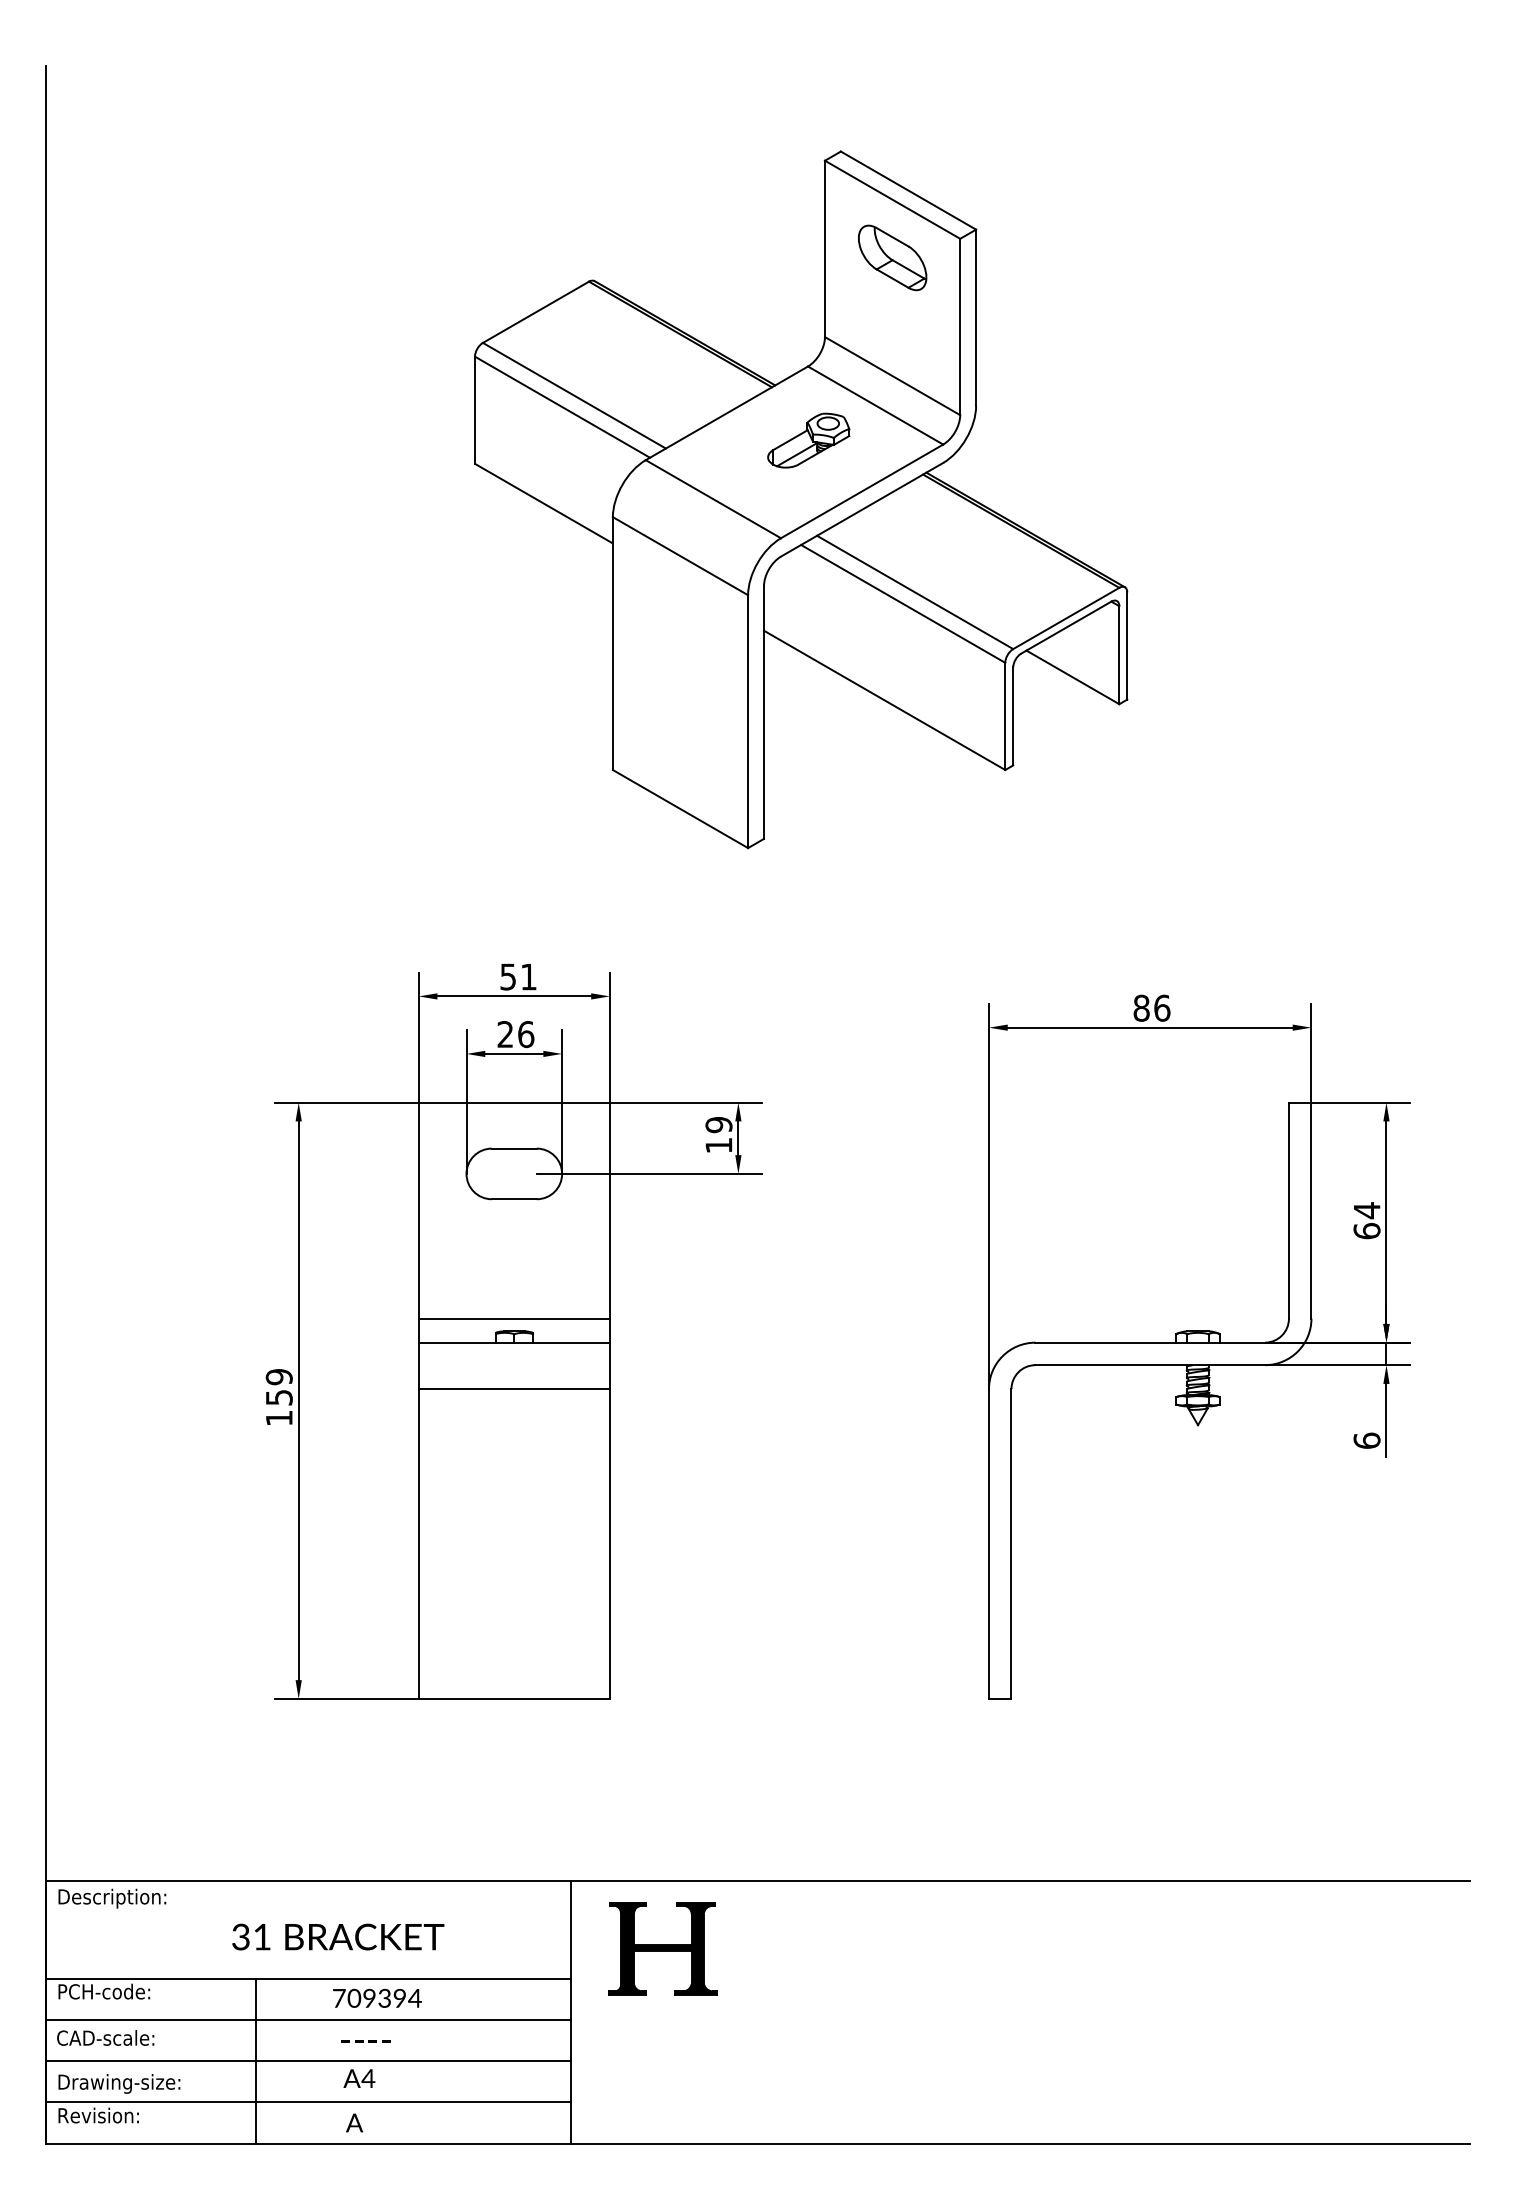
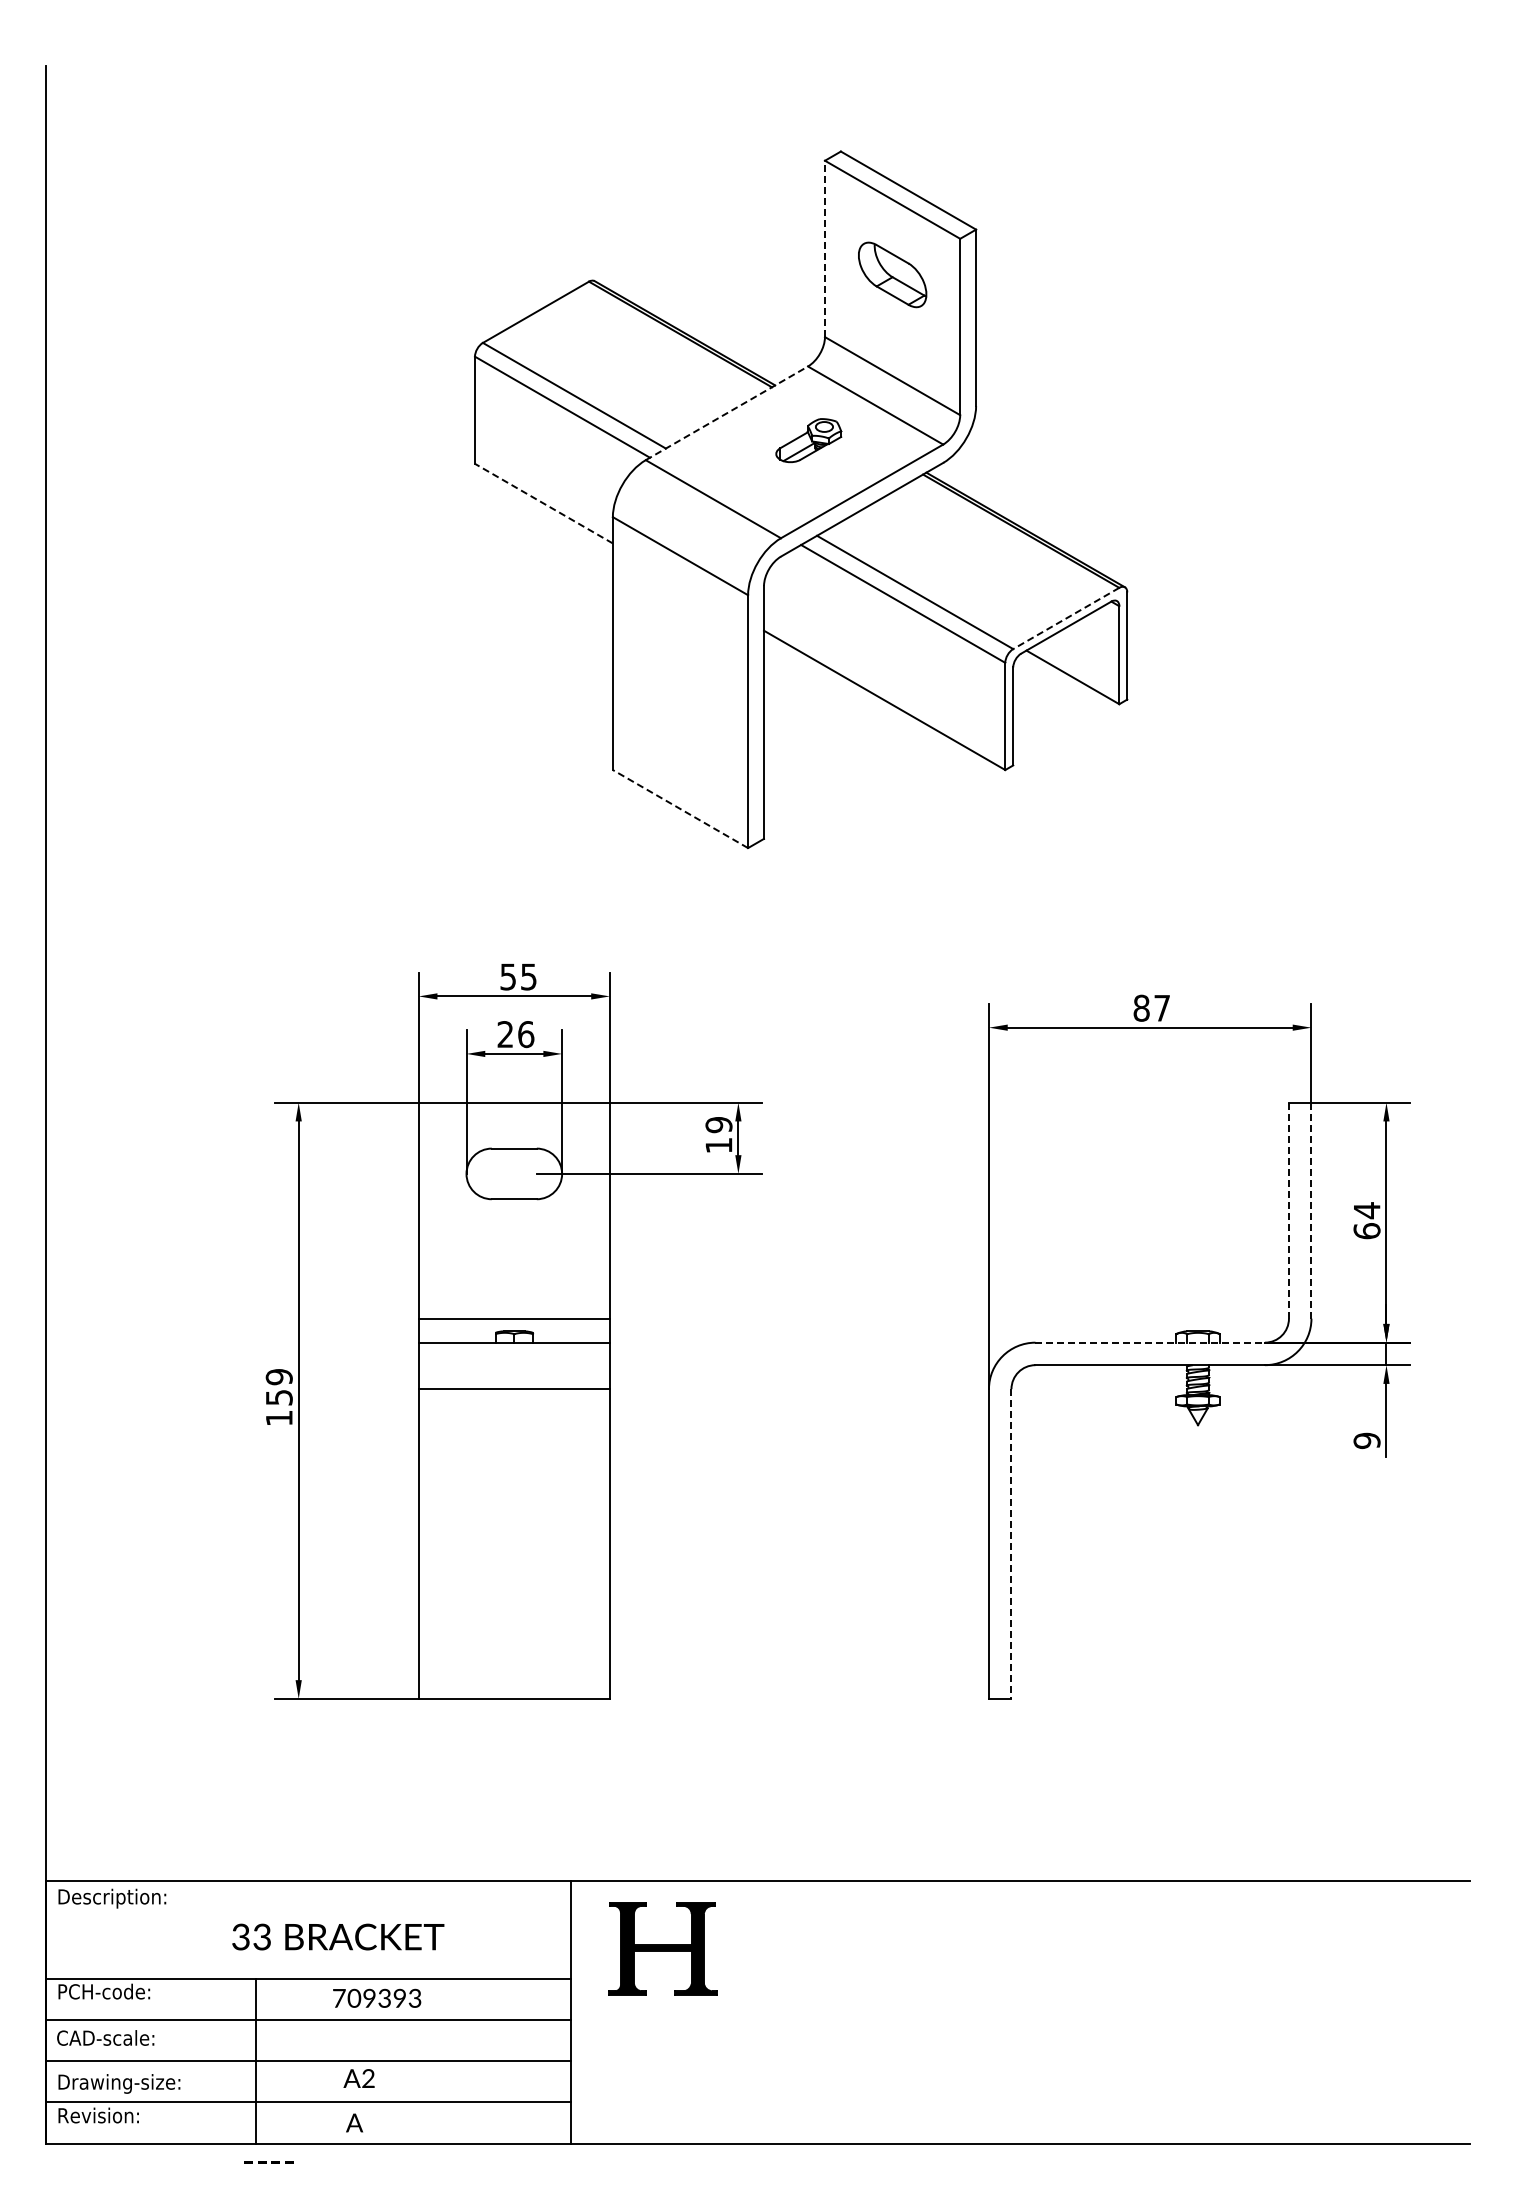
line: solid -> dashed (825, 248)
part position: (892, 257) -> (892, 274) (892, 274)
line: solid -> dashed (726, 413)
part size: 84x57 px -> 68x46 px (808, 440)
line: solid -> dashed (543, 503)
line: solid -> dashed (1065, 618)
line: solid -> dashed (680, 808)
text: 51 -> 55 (528, 976)
text: 86 -> 87 (1162, 1007)
line: solid -> dashed (1288, 1210)
line: solid -> dashed (1311, 1210)
line: solid -> dashed (1150, 1342)
text: 6 -> 9 (1366, 1440)
line: solid -> dashed (1011, 1544)
text: 31 -> 33 (261, 1936)
text: 709394 -> 709393 (414, 1997)
text position: (365, 2041) -> (268, 2162) (268, 2162)
text: A4 -> A2 (368, 2078)
